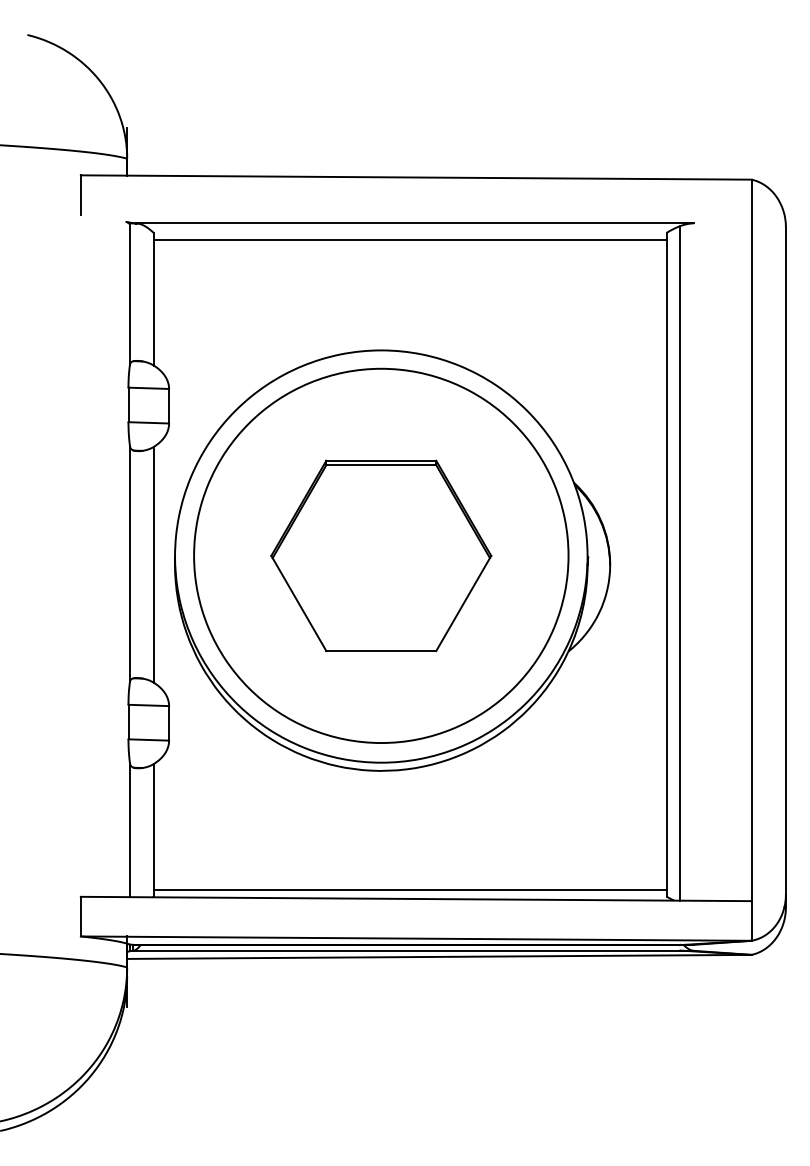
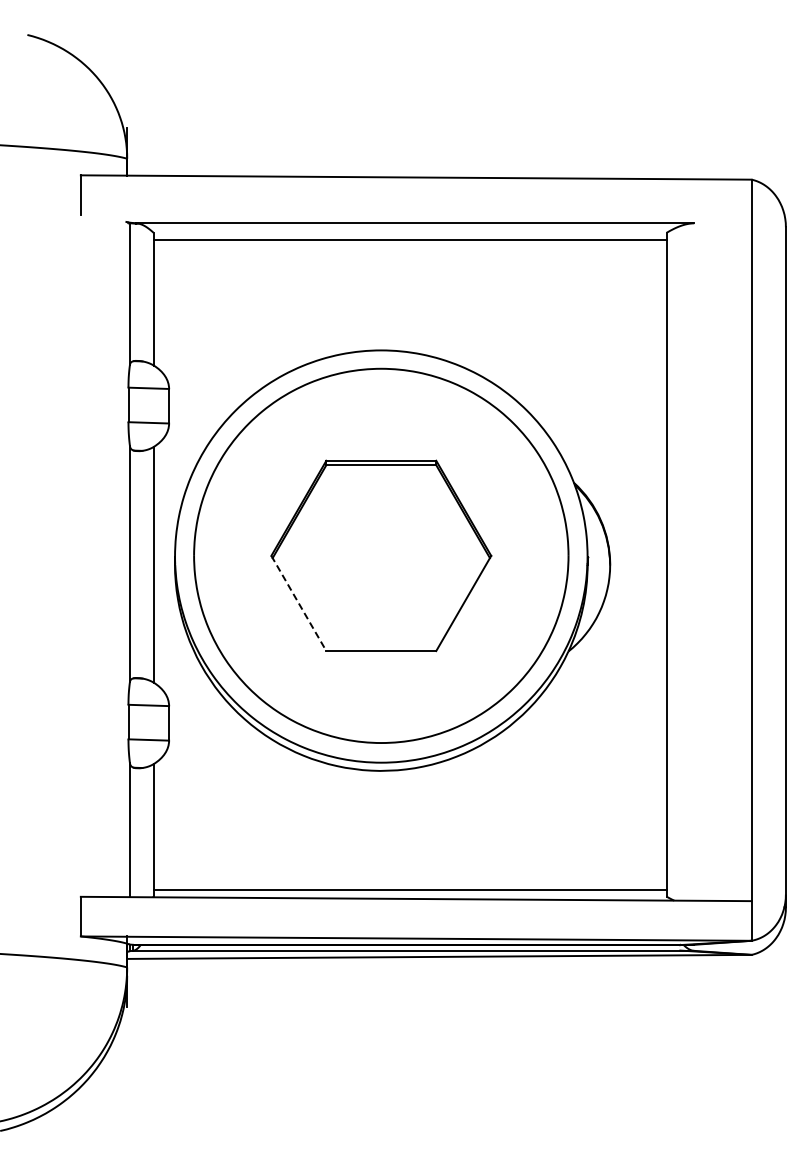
line: present -> none (680, 563)
line: solid -> dashed (298, 603)
